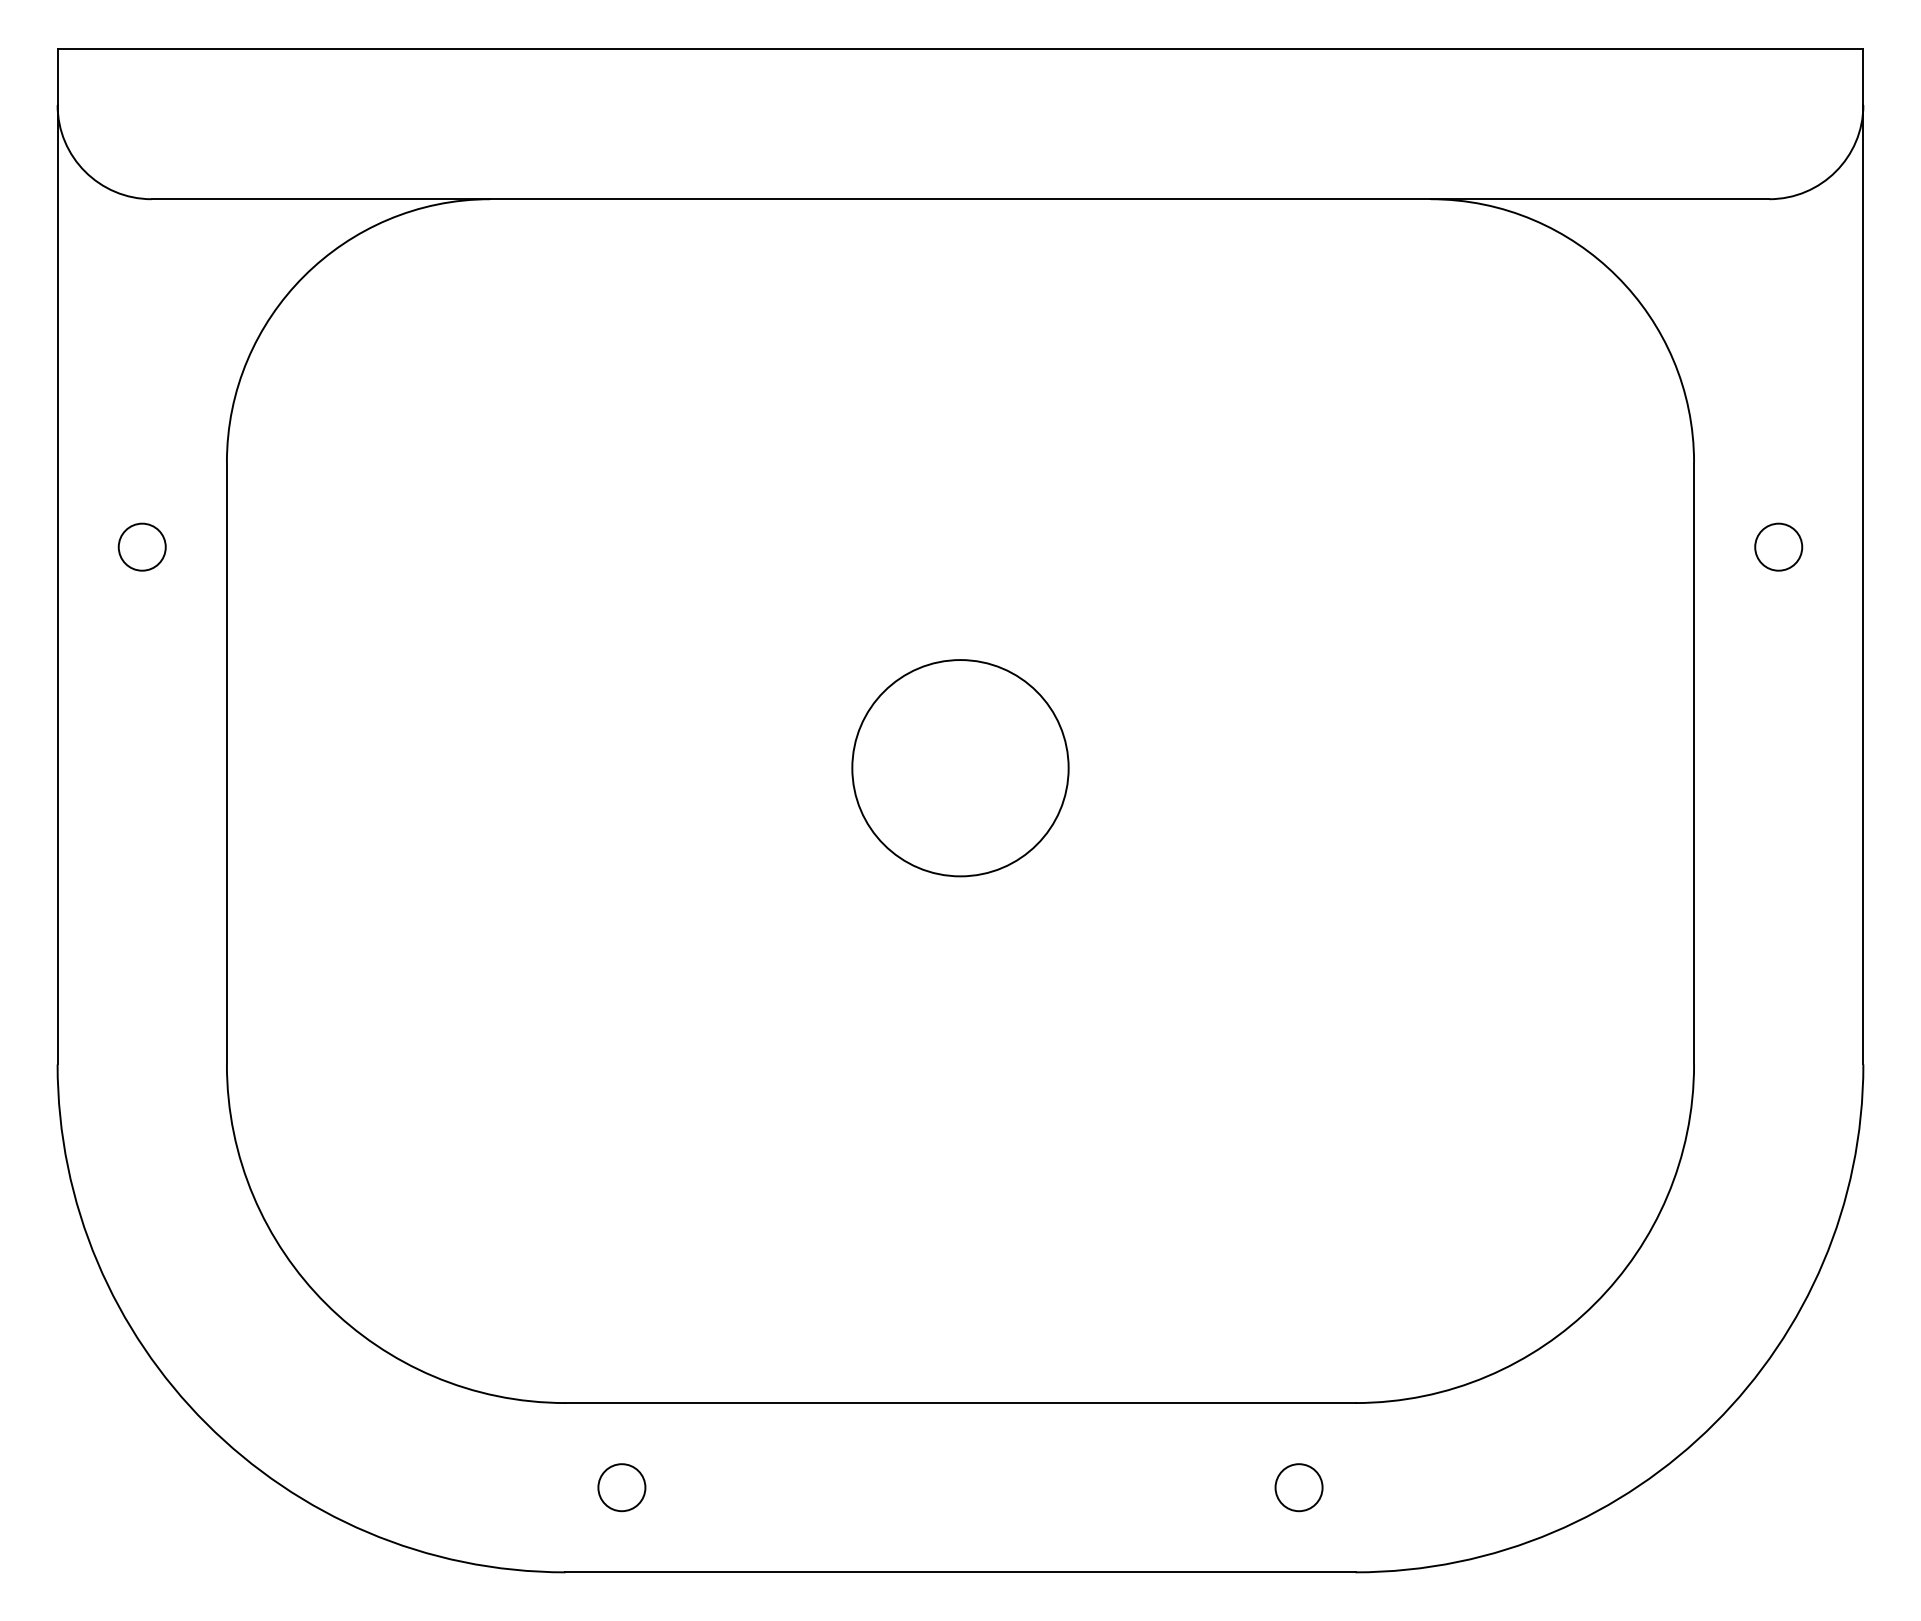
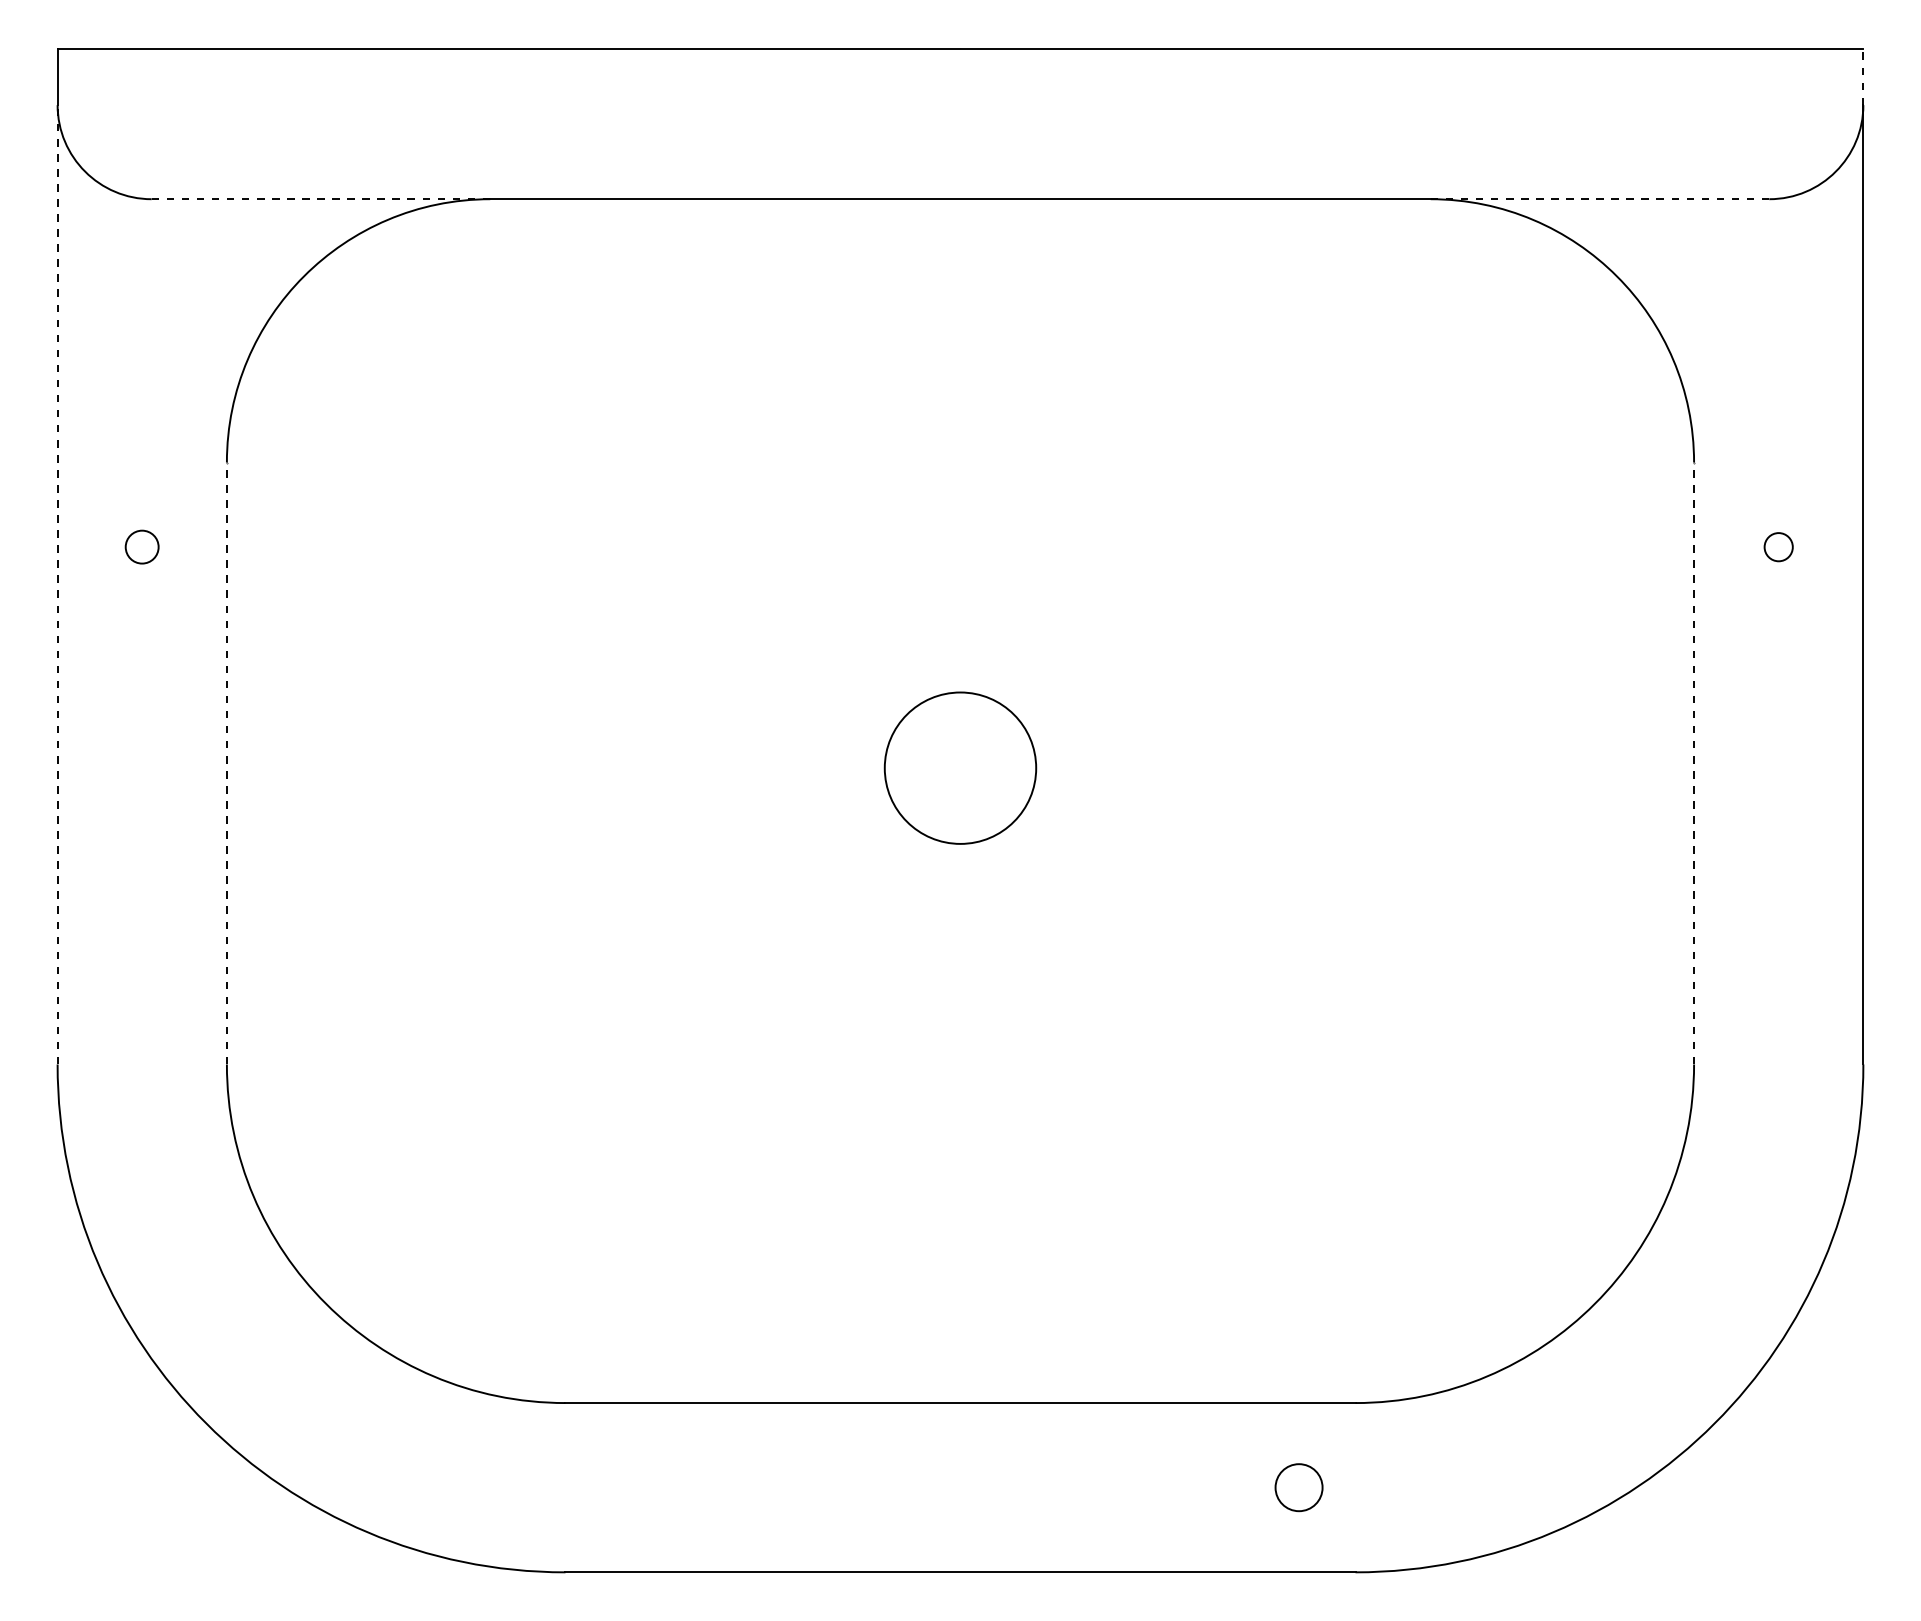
line: solid -> dashed (1863, 76)
line: solid -> dashed (321, 199)
line: solid -> dashed (1600, 199)
circle size: 50x50 px -> 36x36 px (141, 546)
circle diameter: 47 px -> 28 px (1778, 547)
line: solid -> dashed (57, 584)
line: solid -> dashed (226, 763)
line: solid -> dashed (1694, 763)
circle diameter: 216 px -> 151 px (960, 767)
circle: present -> none (621, 1487)
